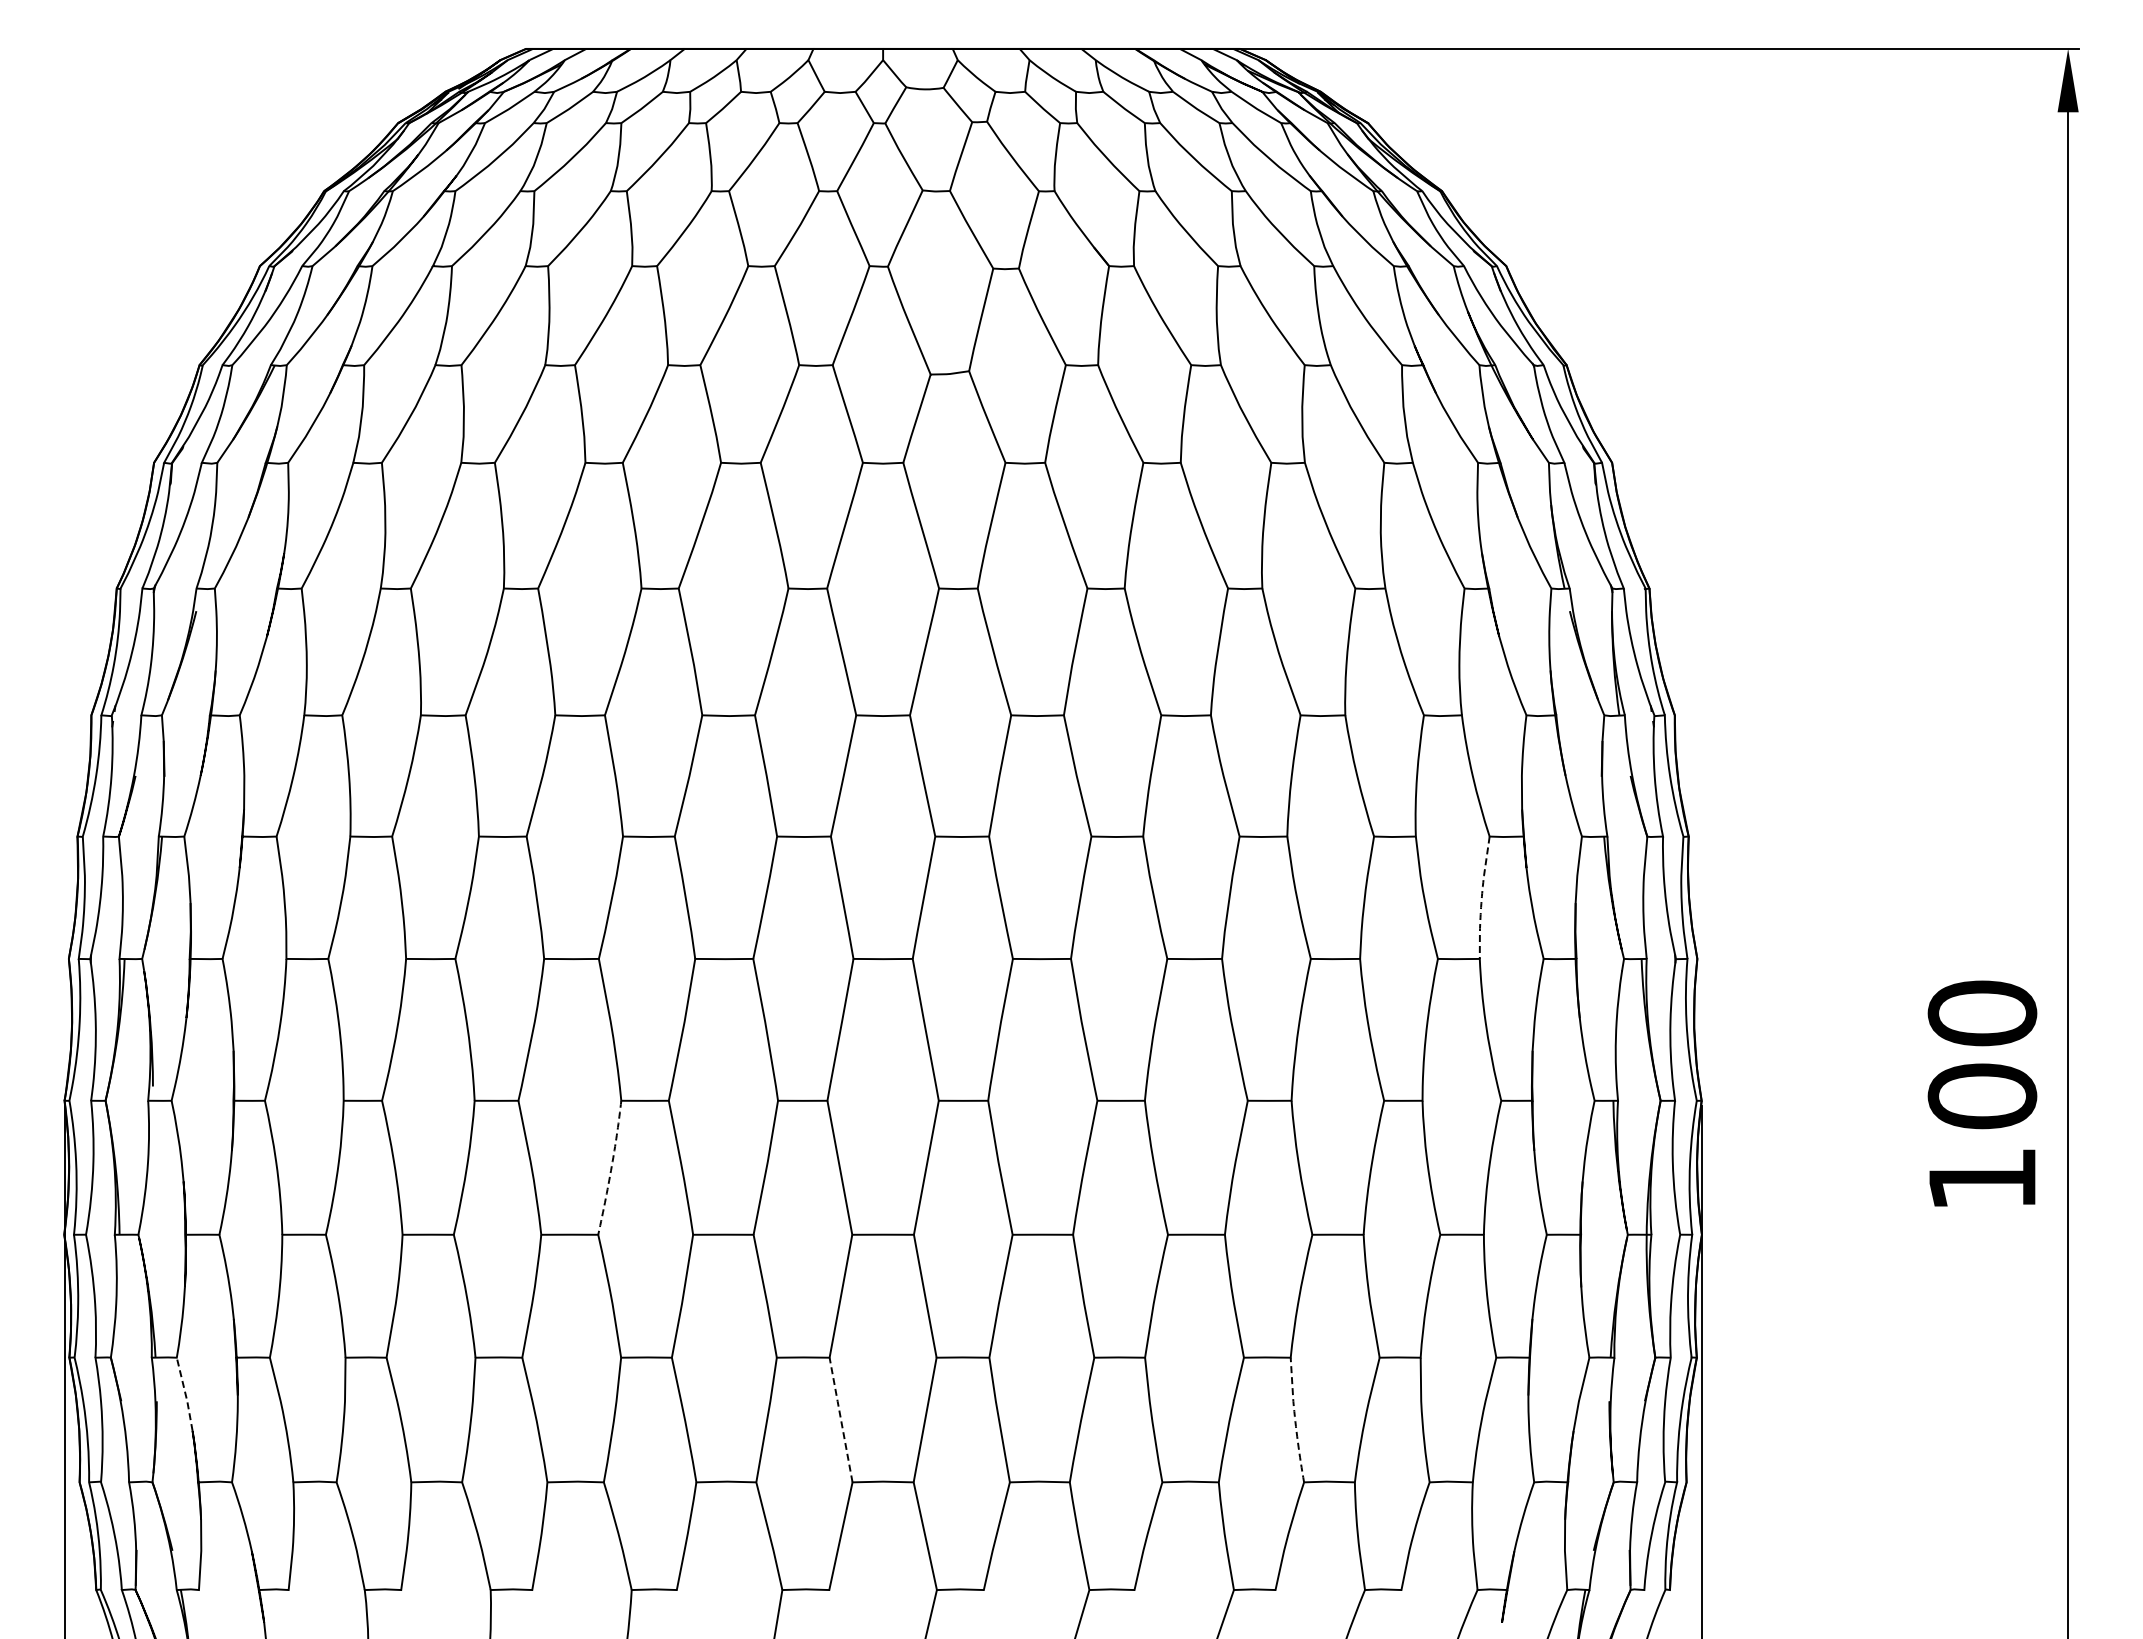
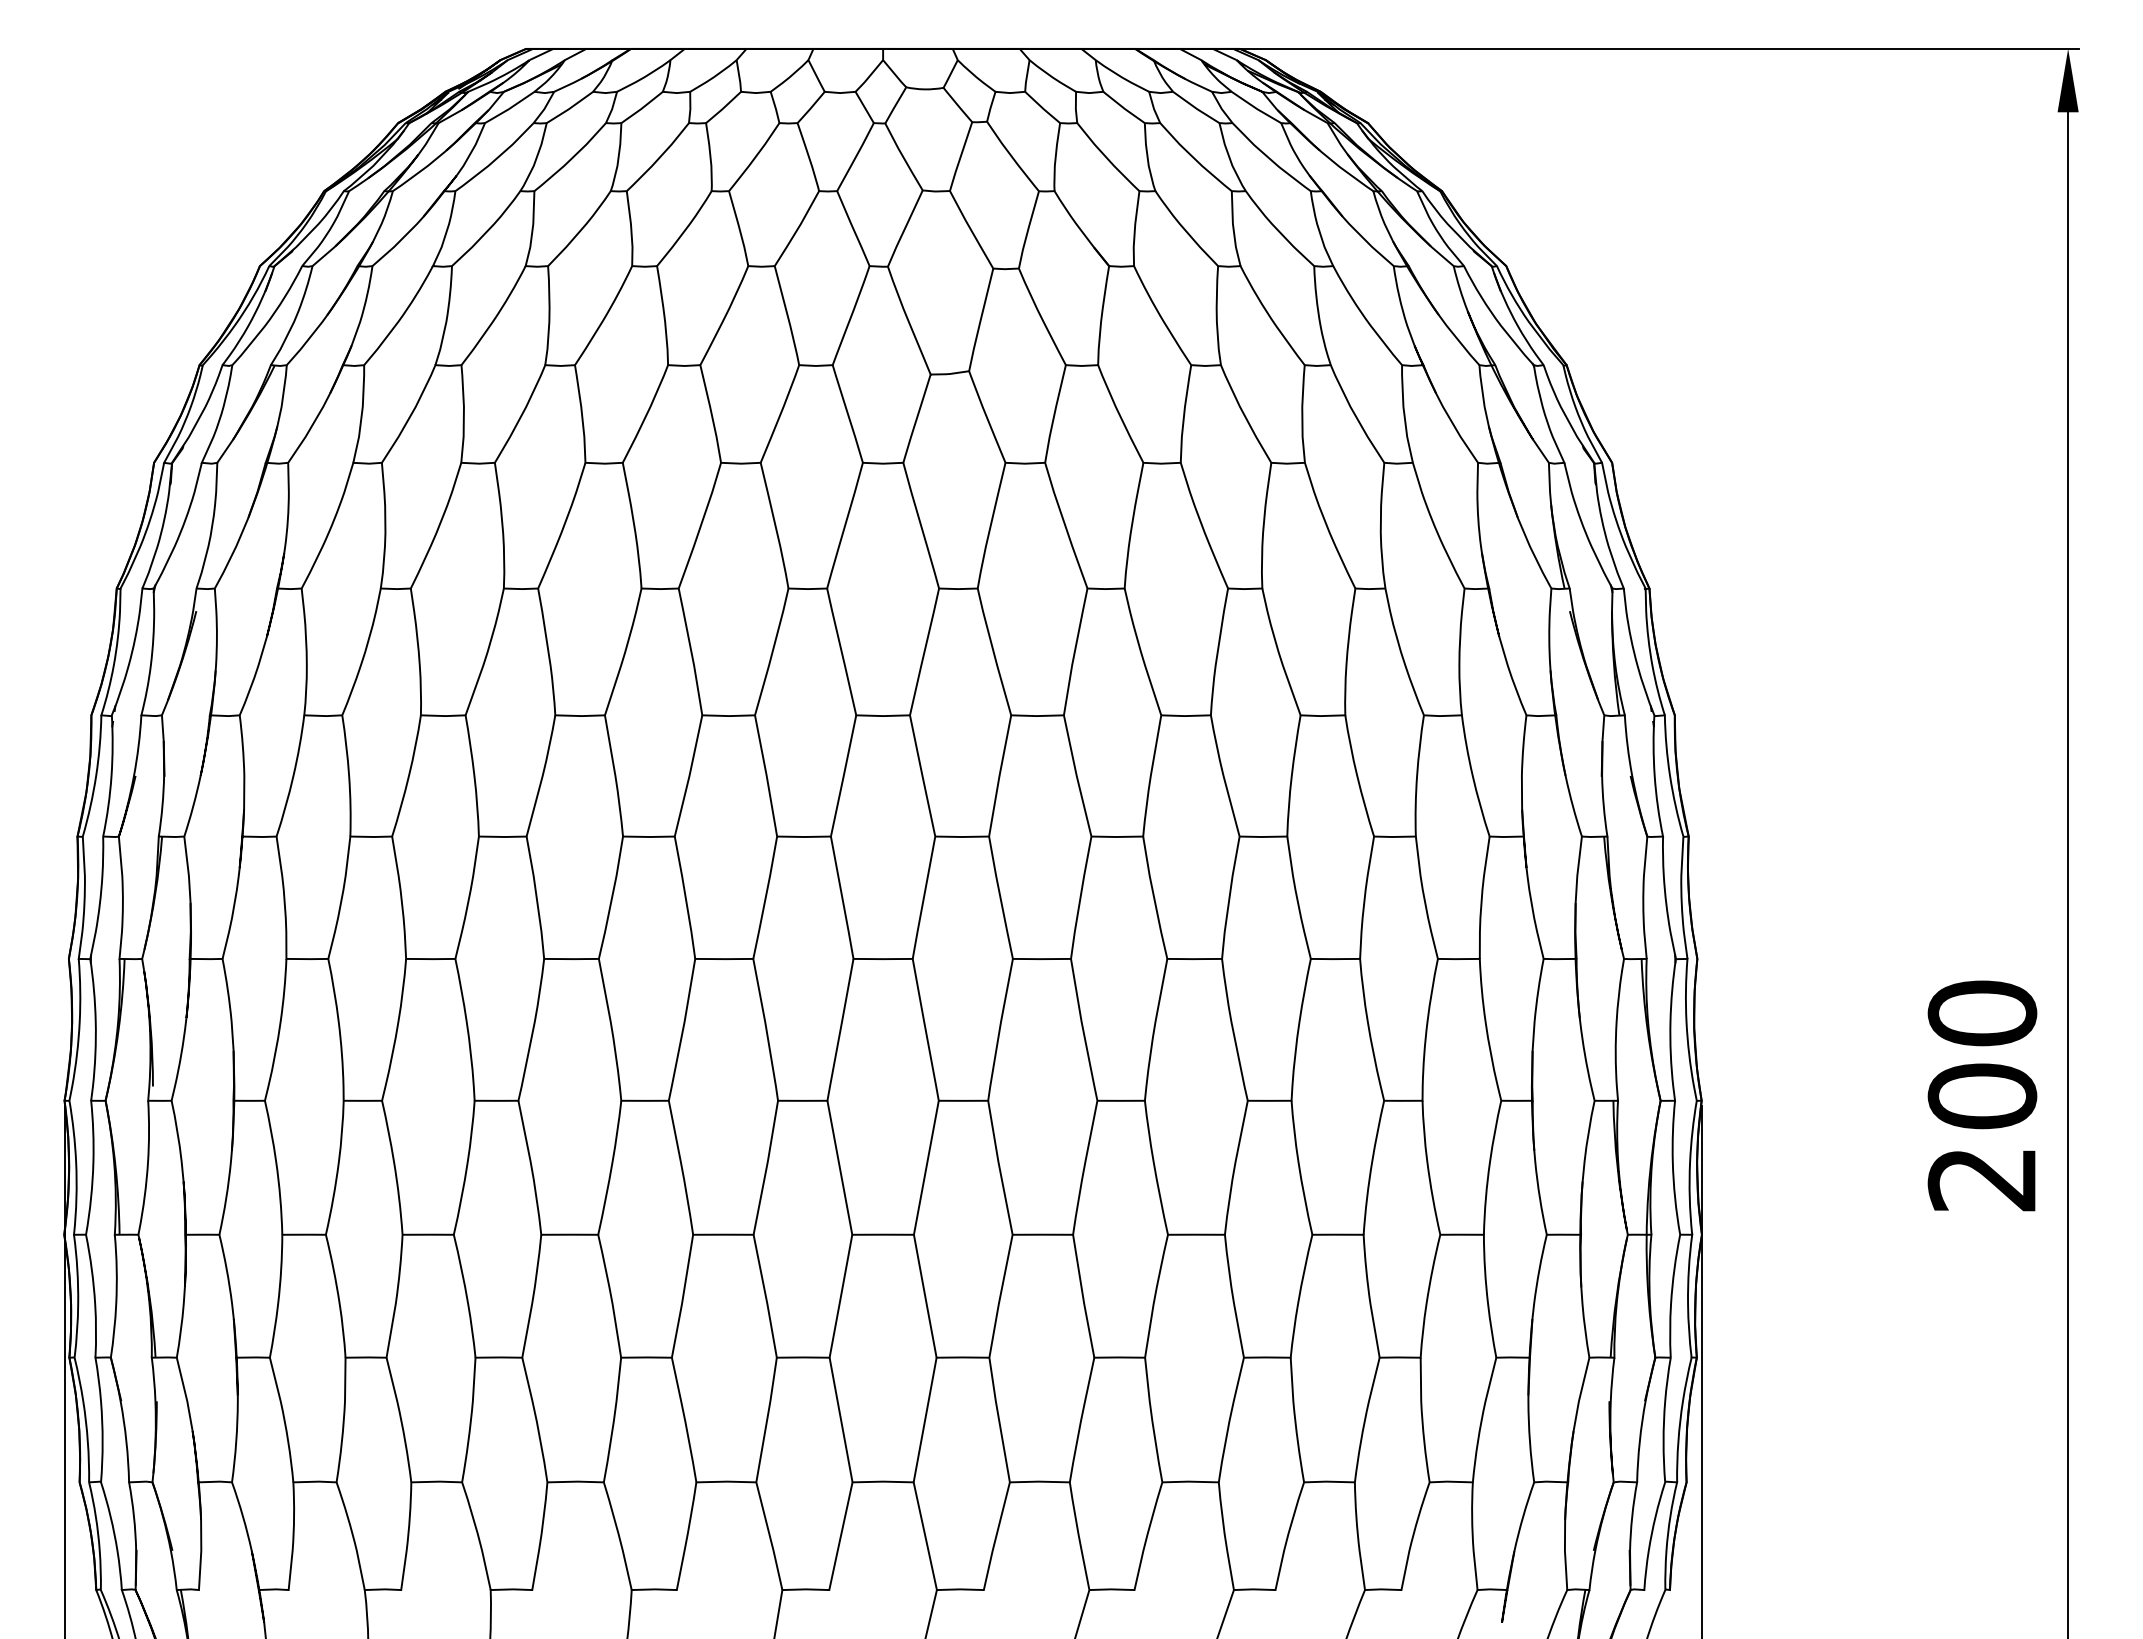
line: dashed -> solid (1481, 898)
line: dashed -> solid (611, 1167)
text: 100 -> 200 (1981, 1180)
line: dashed -> solid (185, 1394)
line: dashed -> solid (840, 1418)
line: dashed -> solid (1295, 1421)
